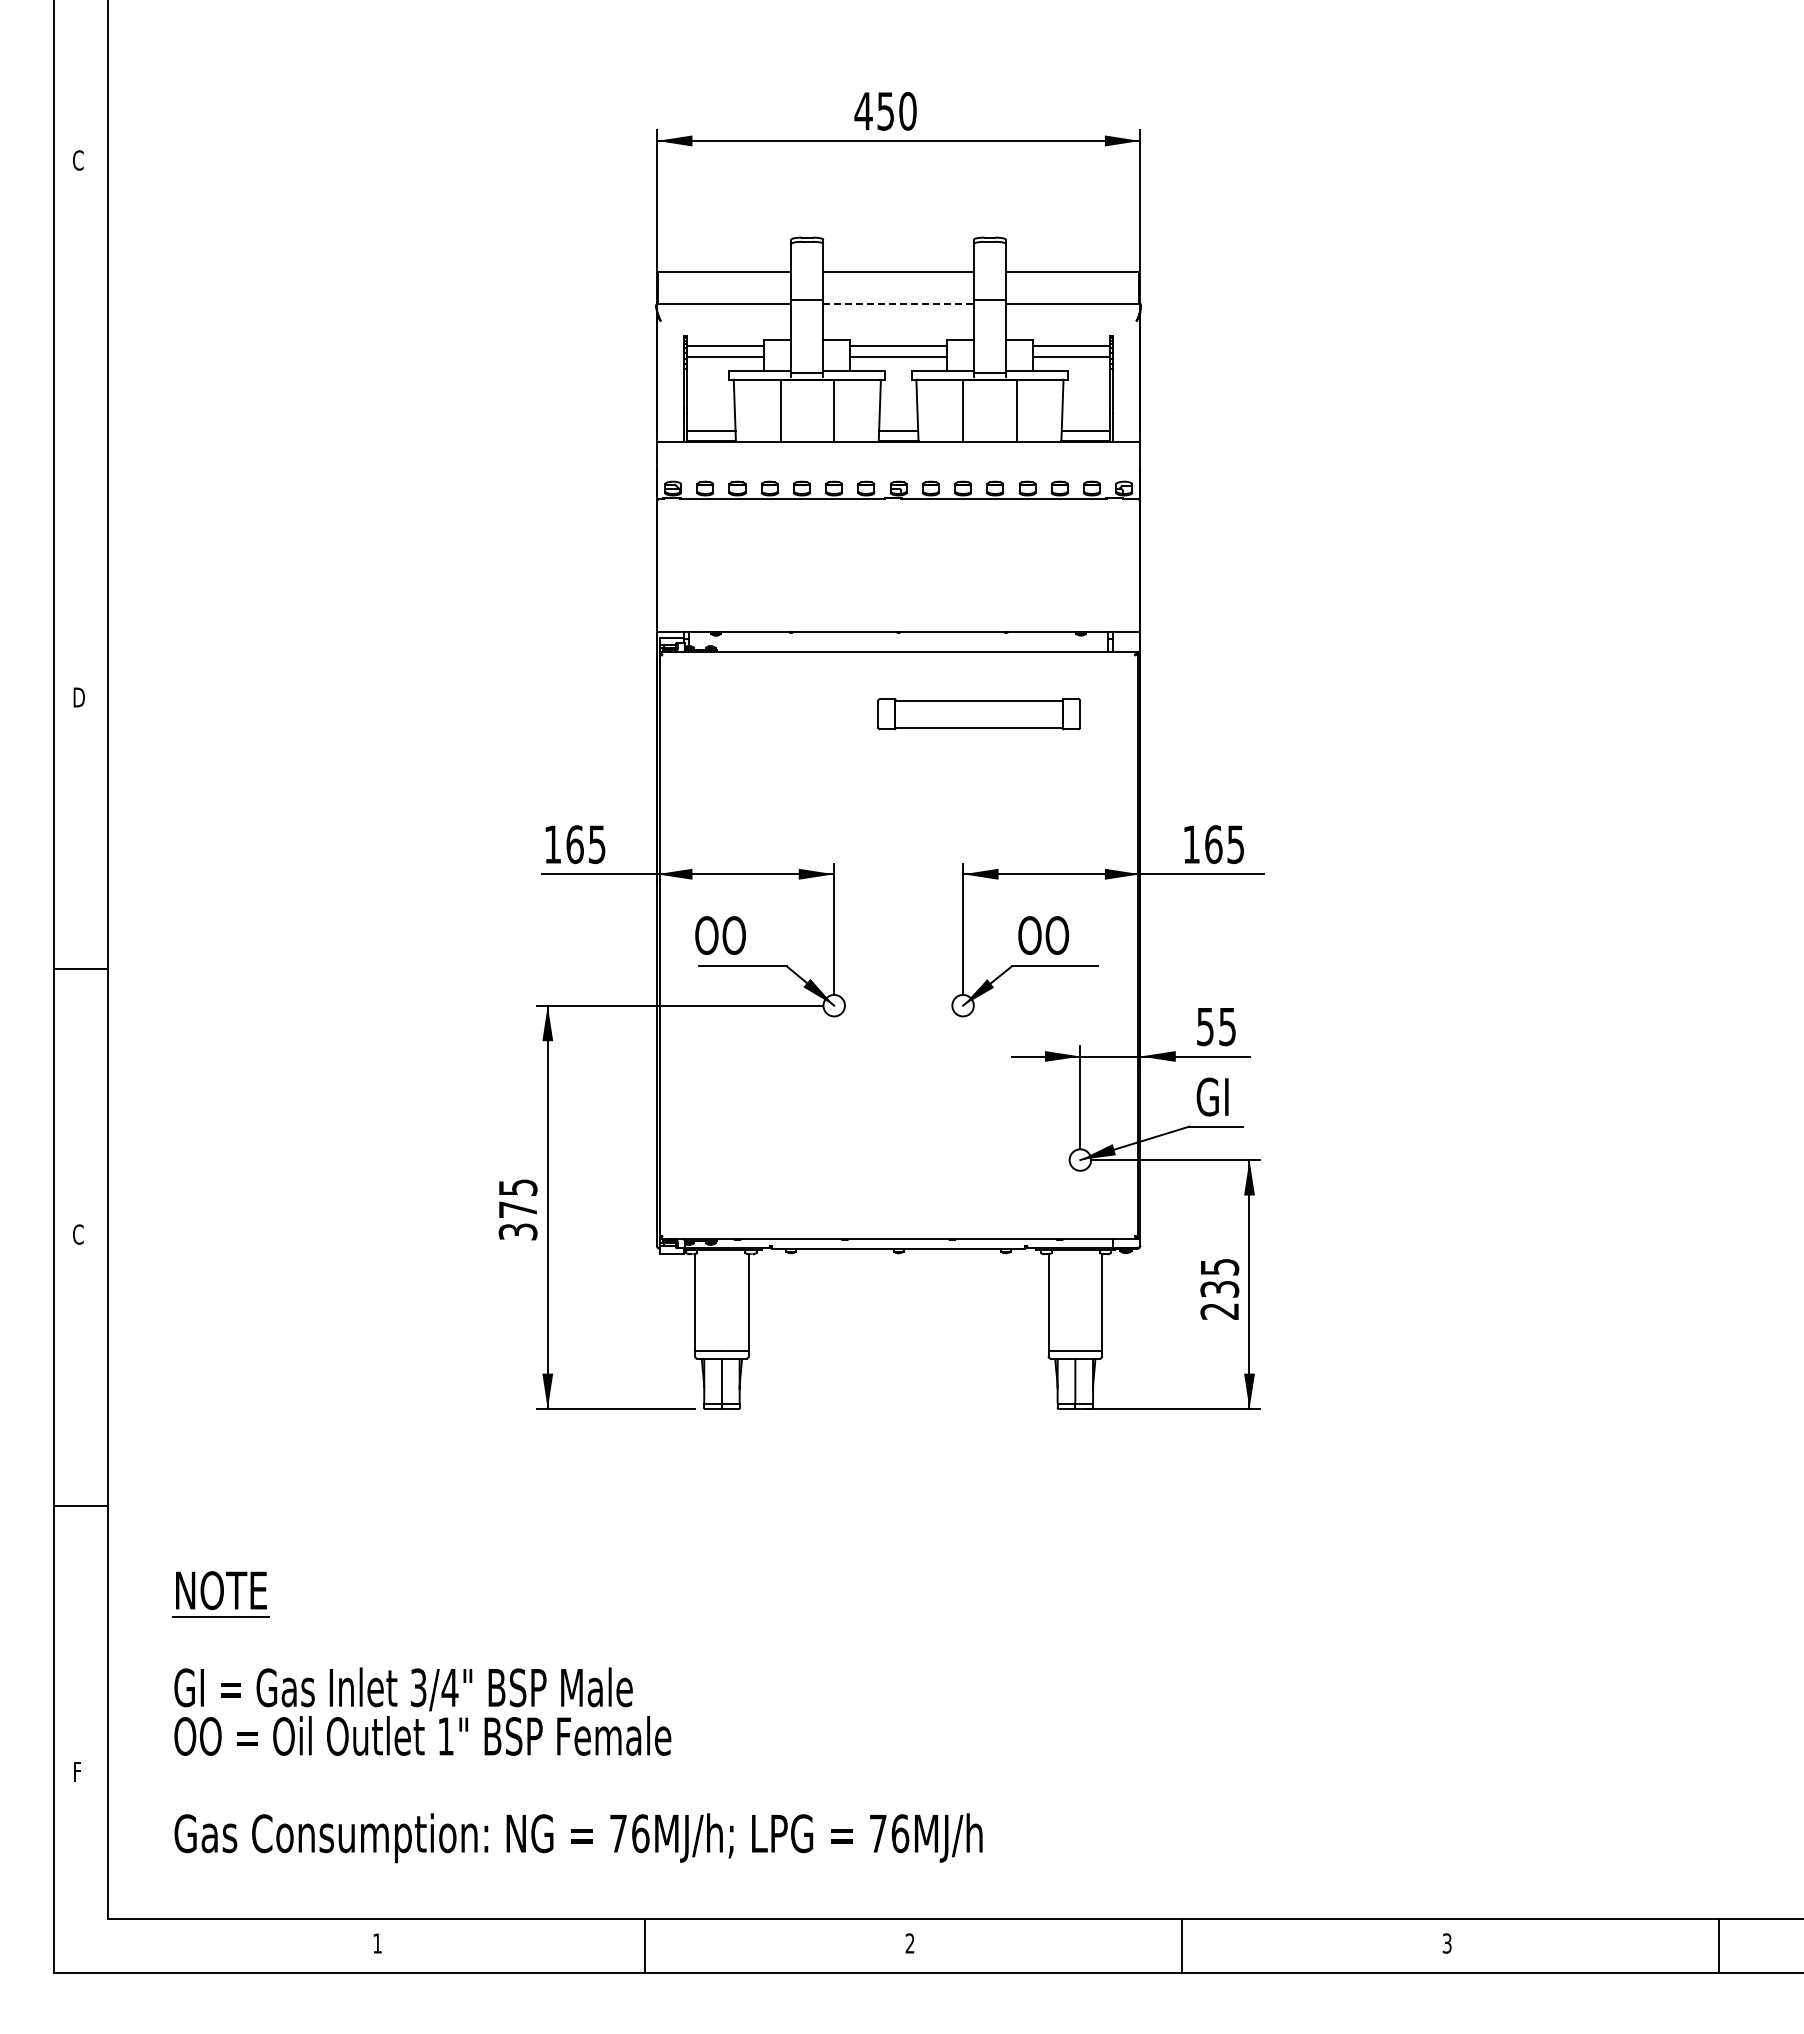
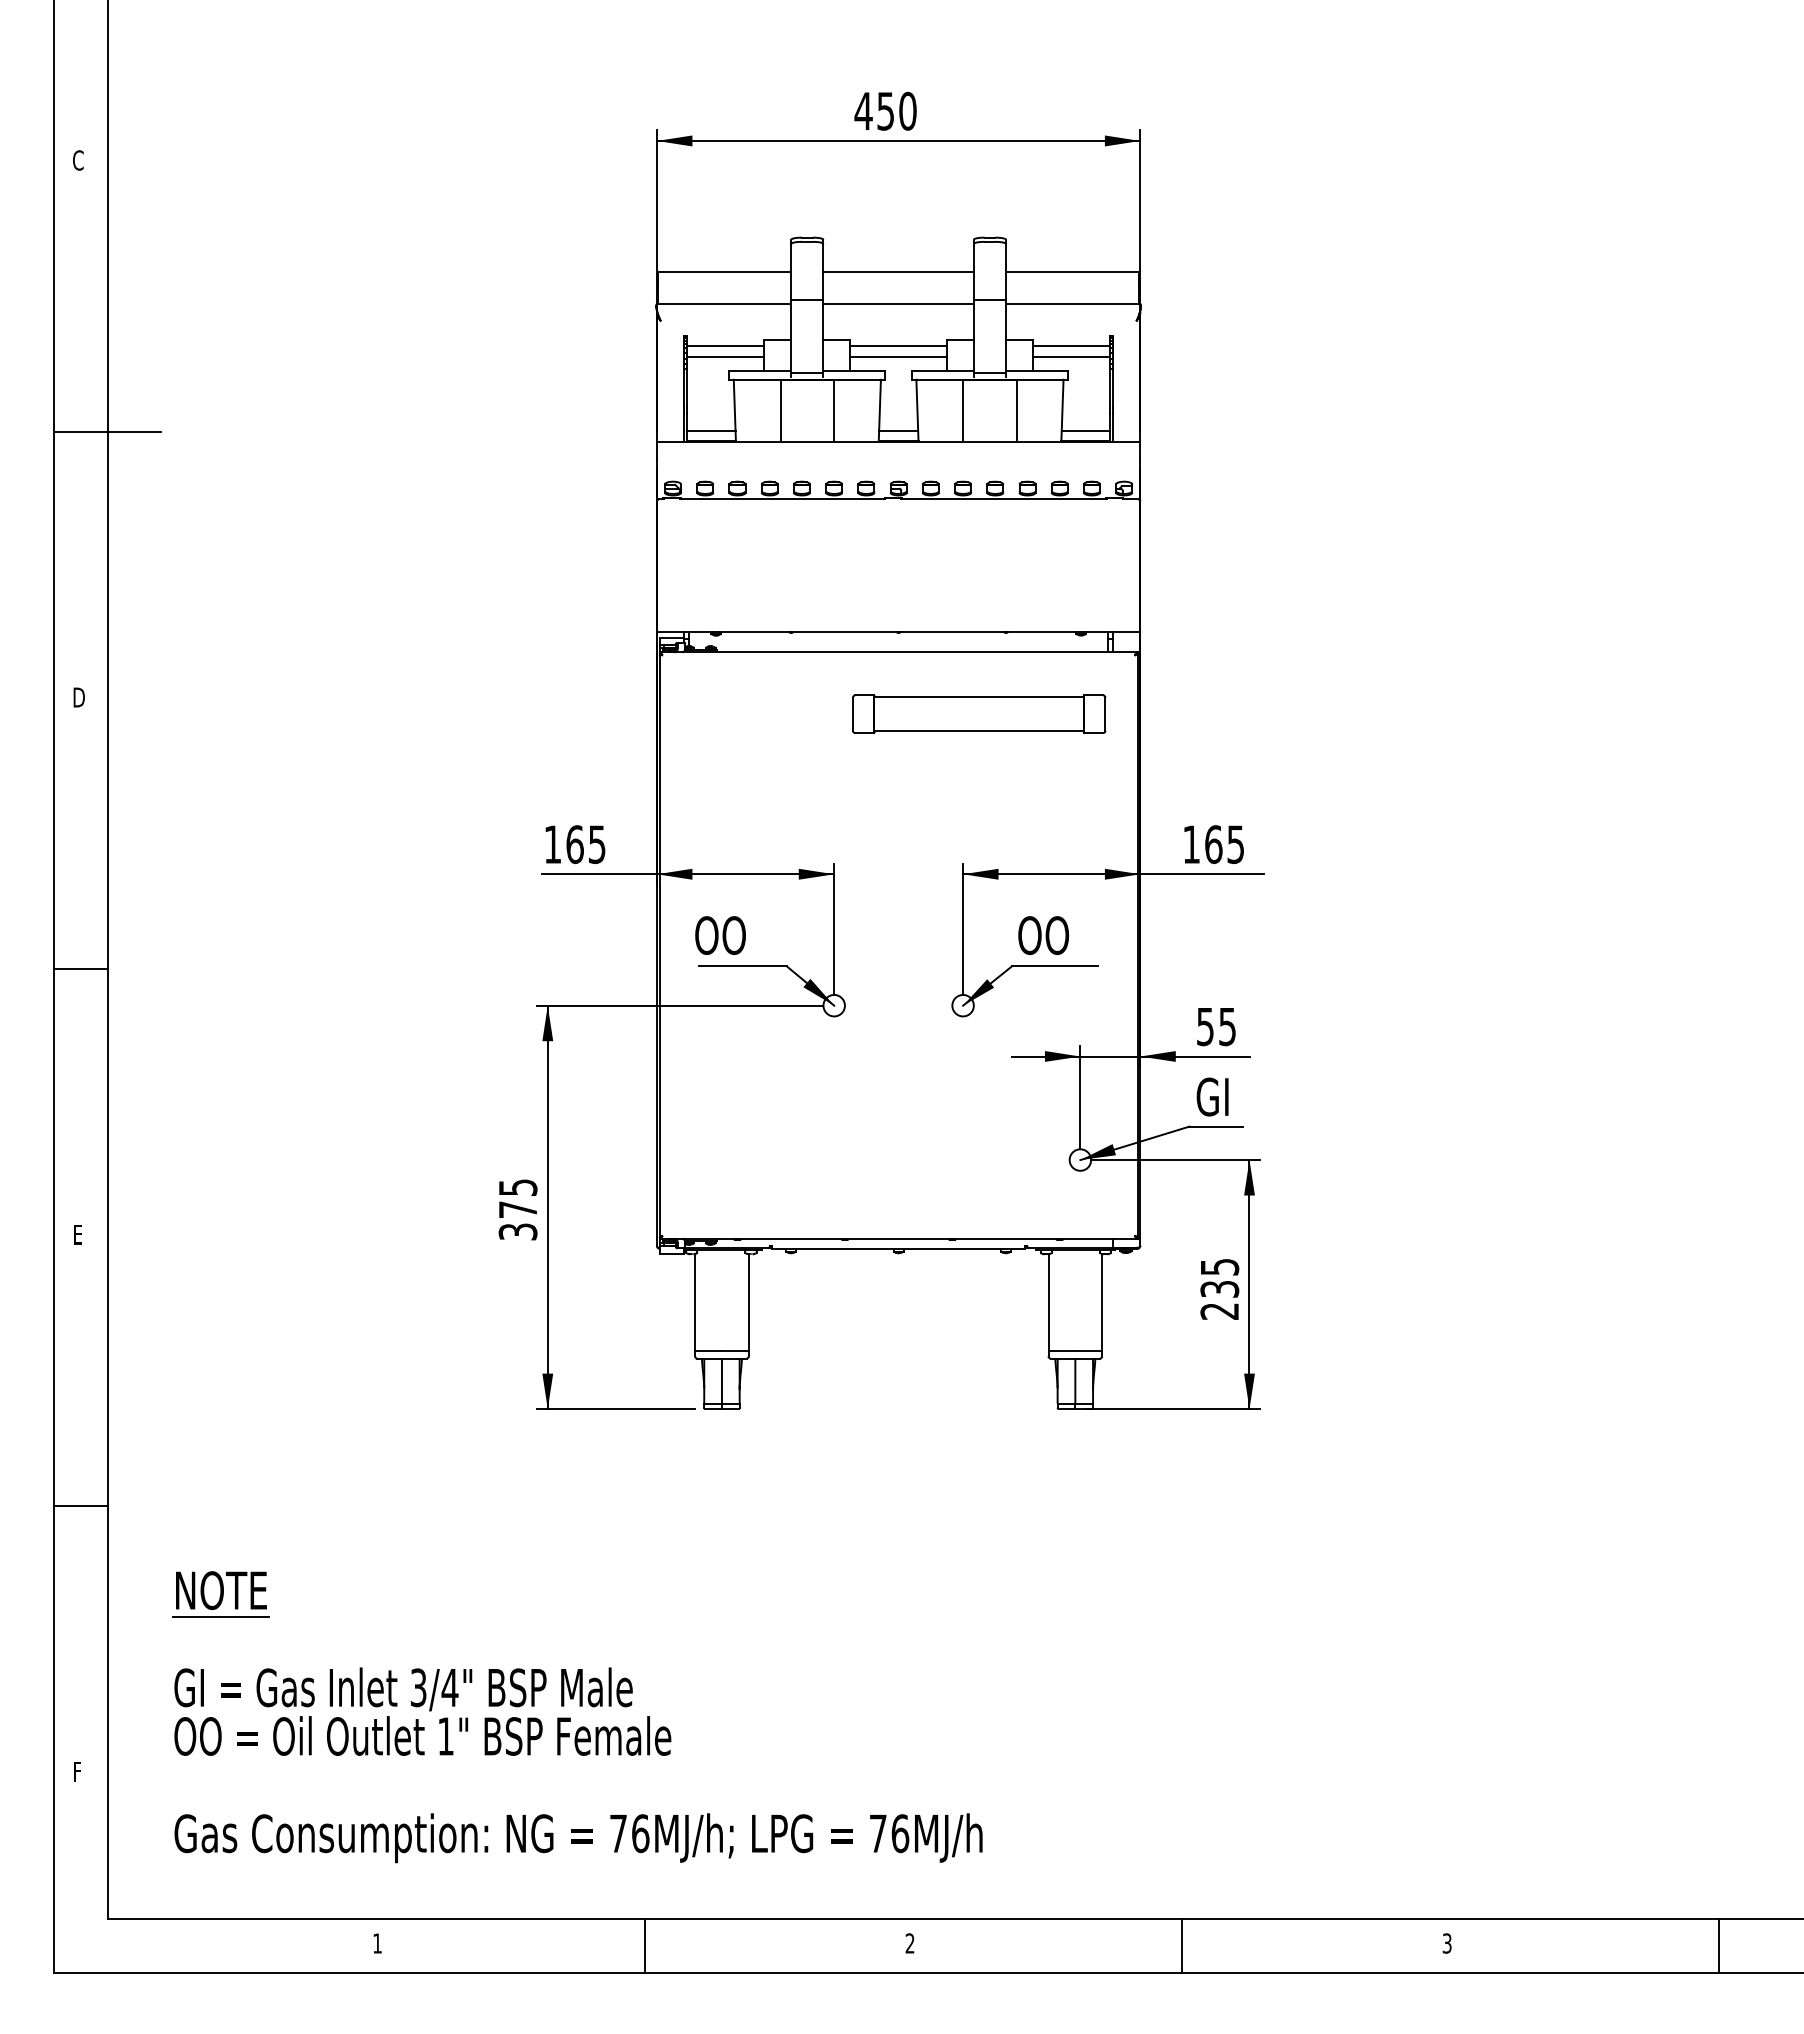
line: dashed -> solid (899, 304)
line: none -> present (107, 431)
part size: 204x33 px -> 255x41 px (979, 714)
text: C -> E (78, 1234)
